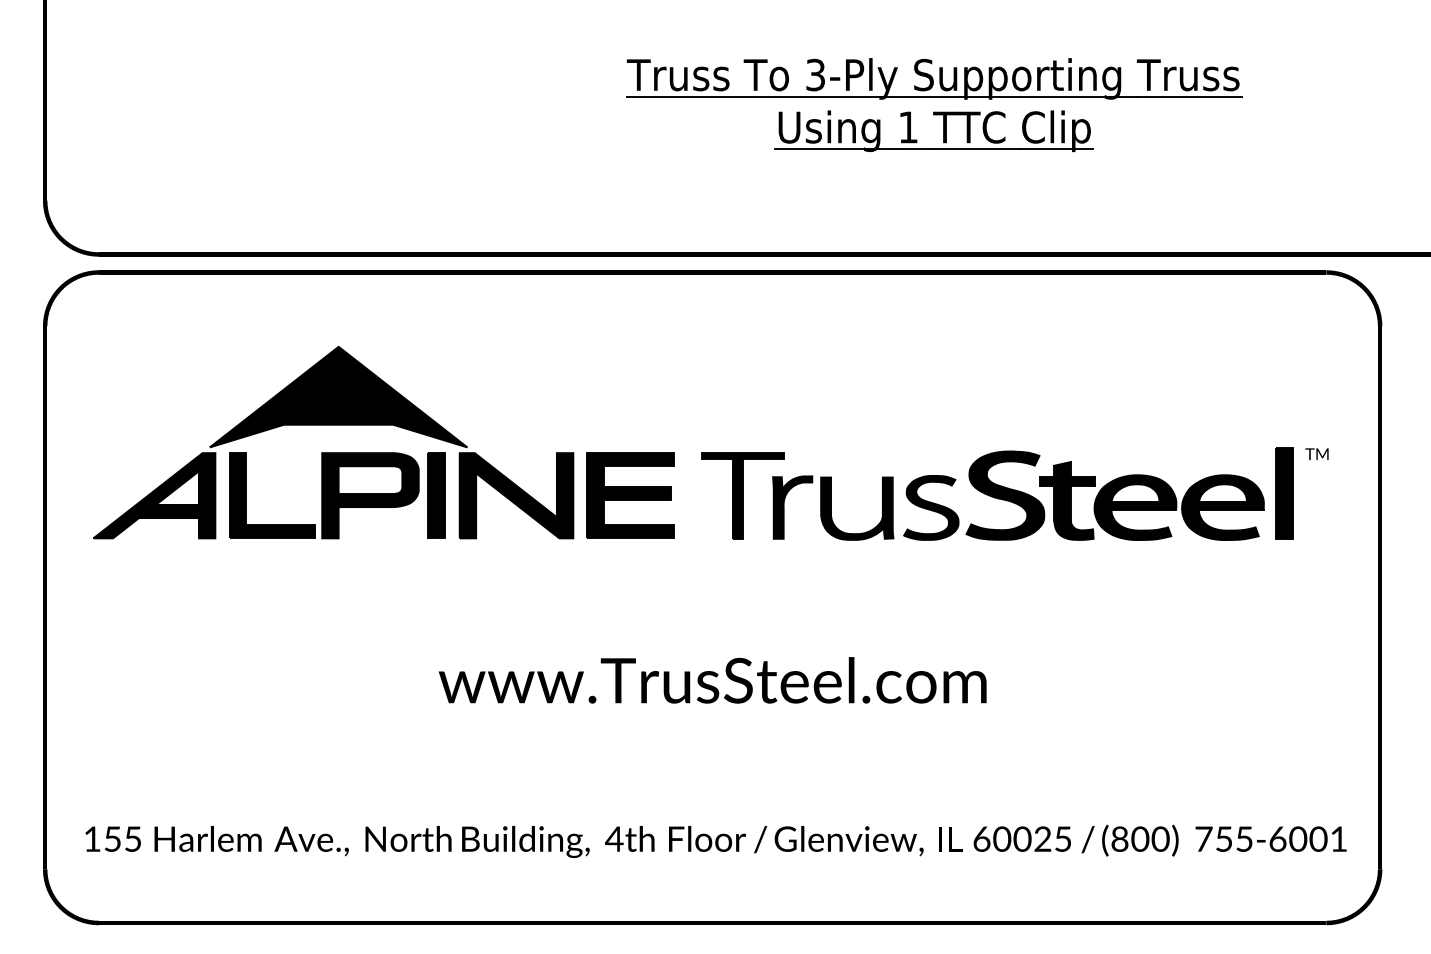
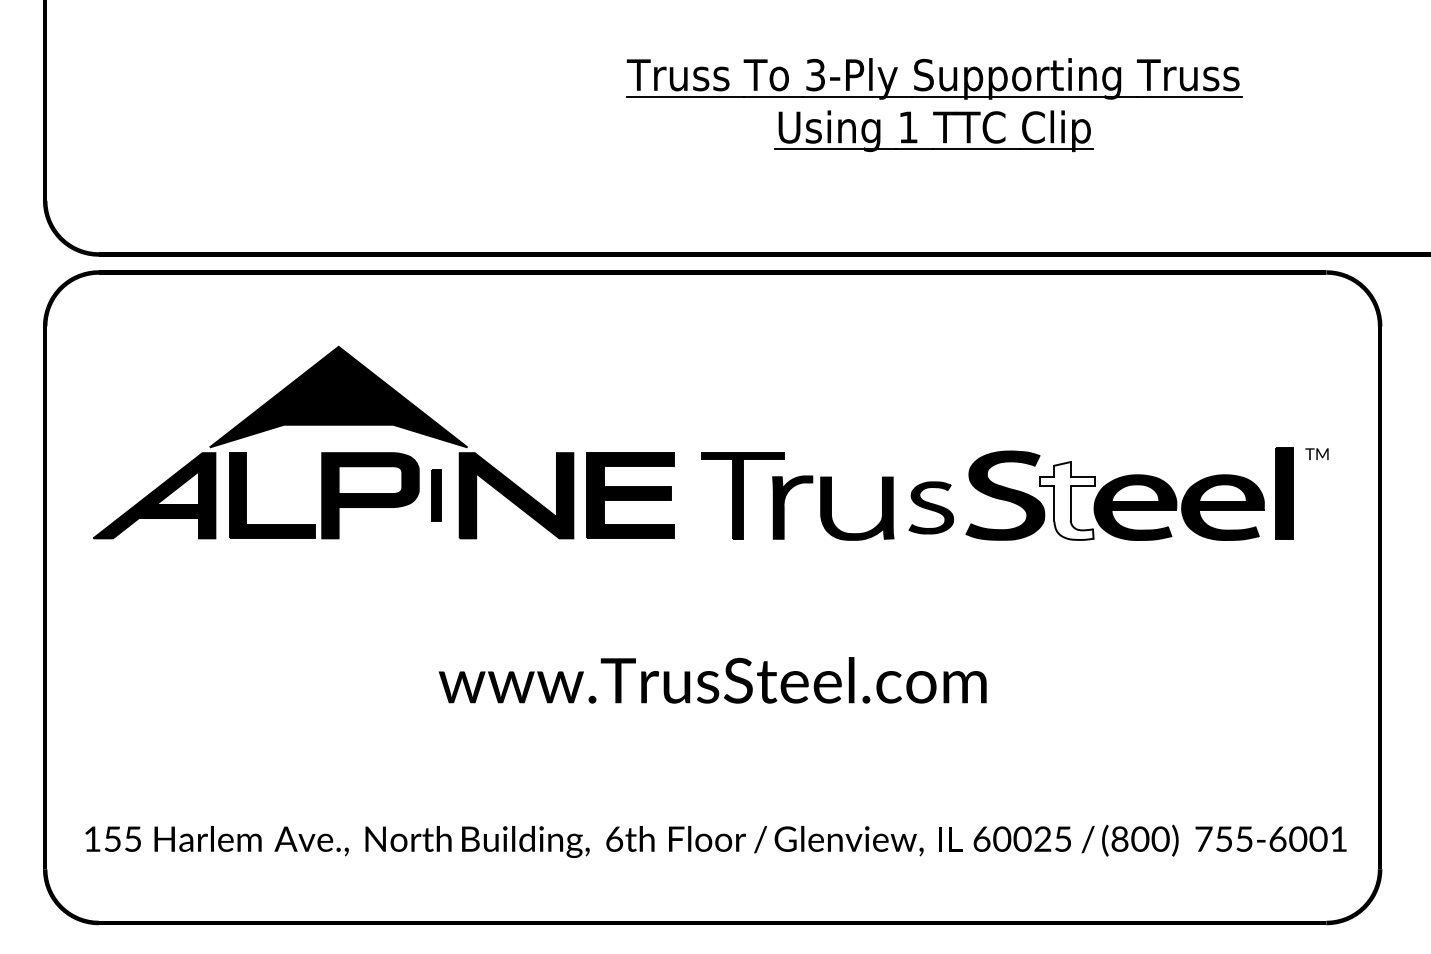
part size: 19x87 px -> 11x53 px (436, 495)
fill: present -> none (1067, 500)
part size: 57x66 px -> 46x54 px (930, 507)
text: 4th -> 6th (614, 838)
